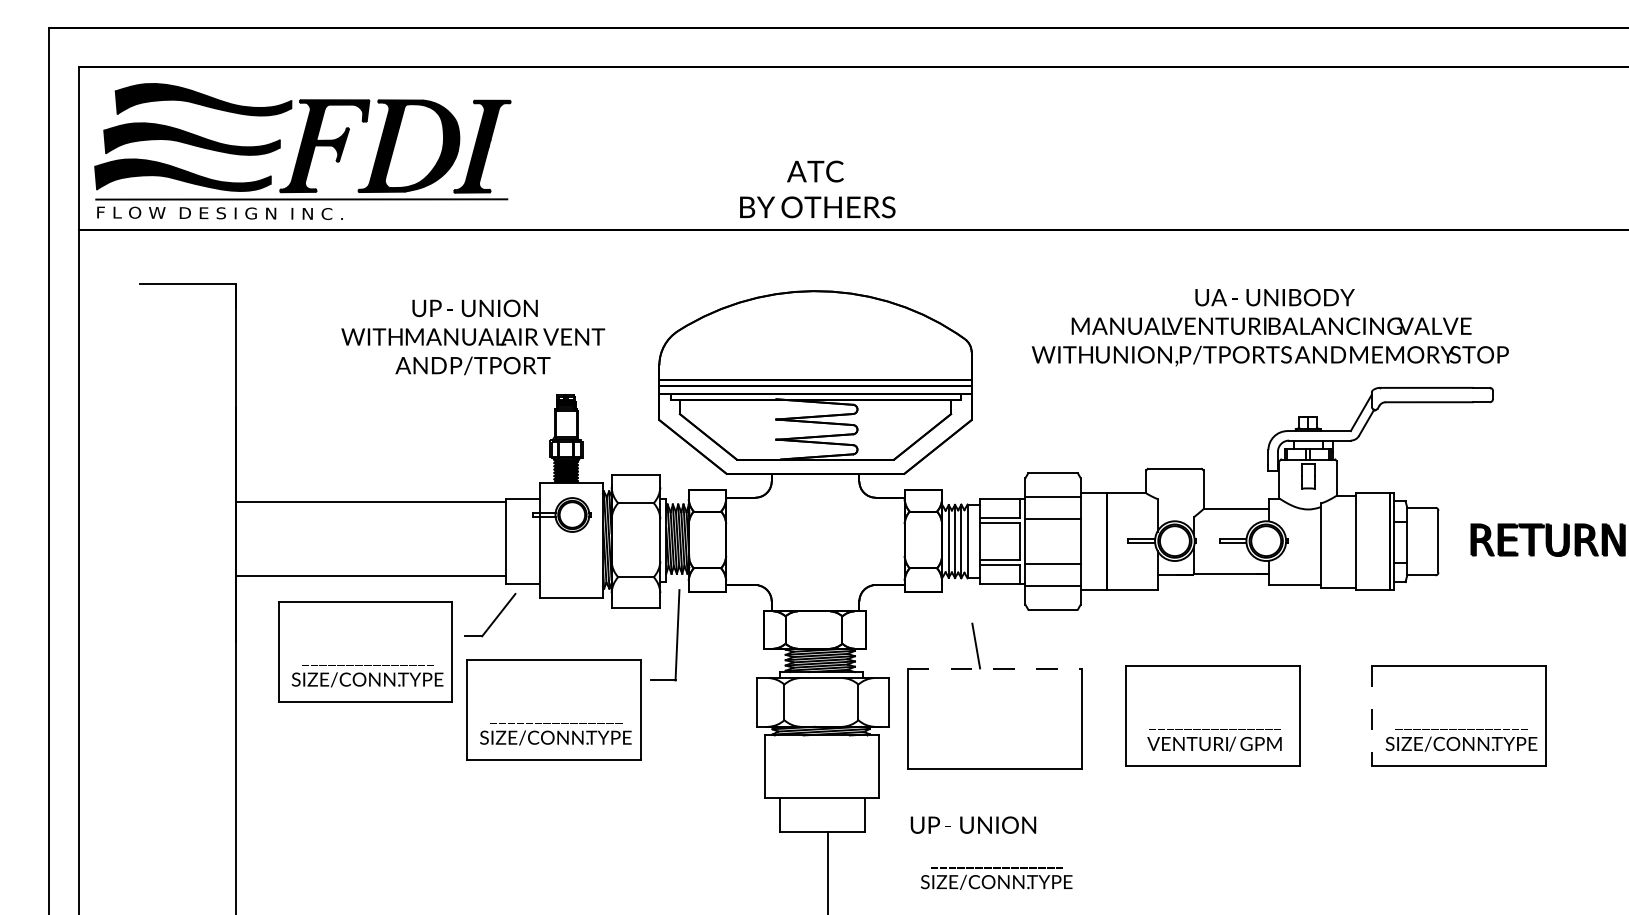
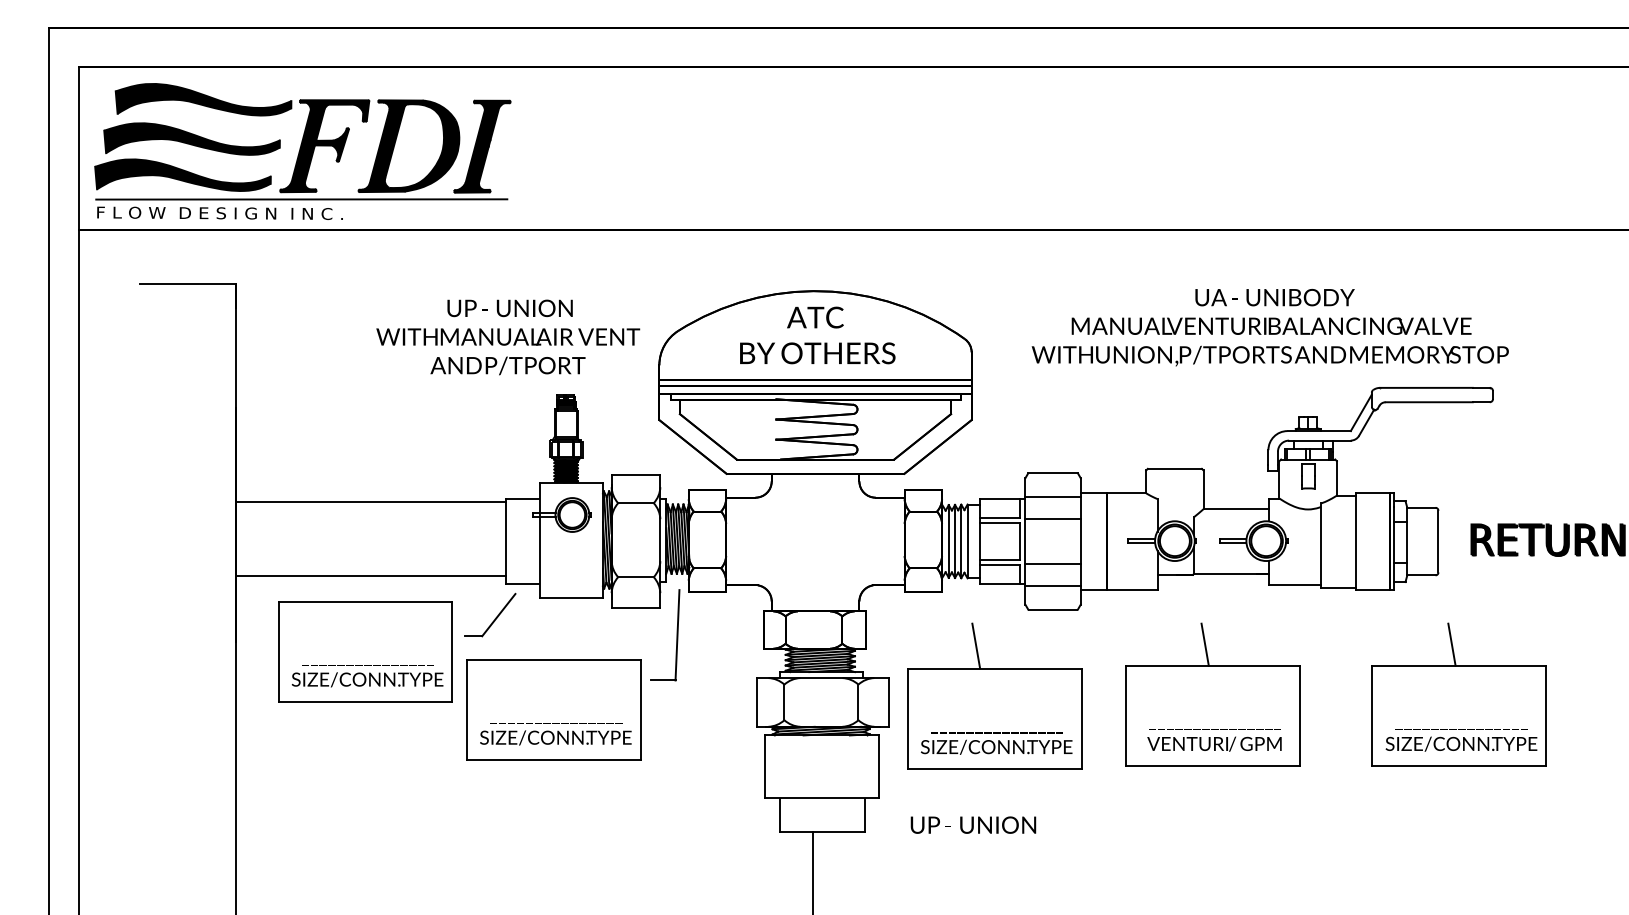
text position: (817, 189) -> (817, 335) (817, 335)
text position: (473, 337) -> (508, 337) (508, 337)
line: none -> present (1204, 644)
line: none -> present (1451, 644)
line: dashed -> solid (994, 668)
line: dashed -> solid (1372, 716)
line position: (827, 871) -> (812, 871) (812, 871)
text position: (996, 878) -> (996, 743) (996, 743)
